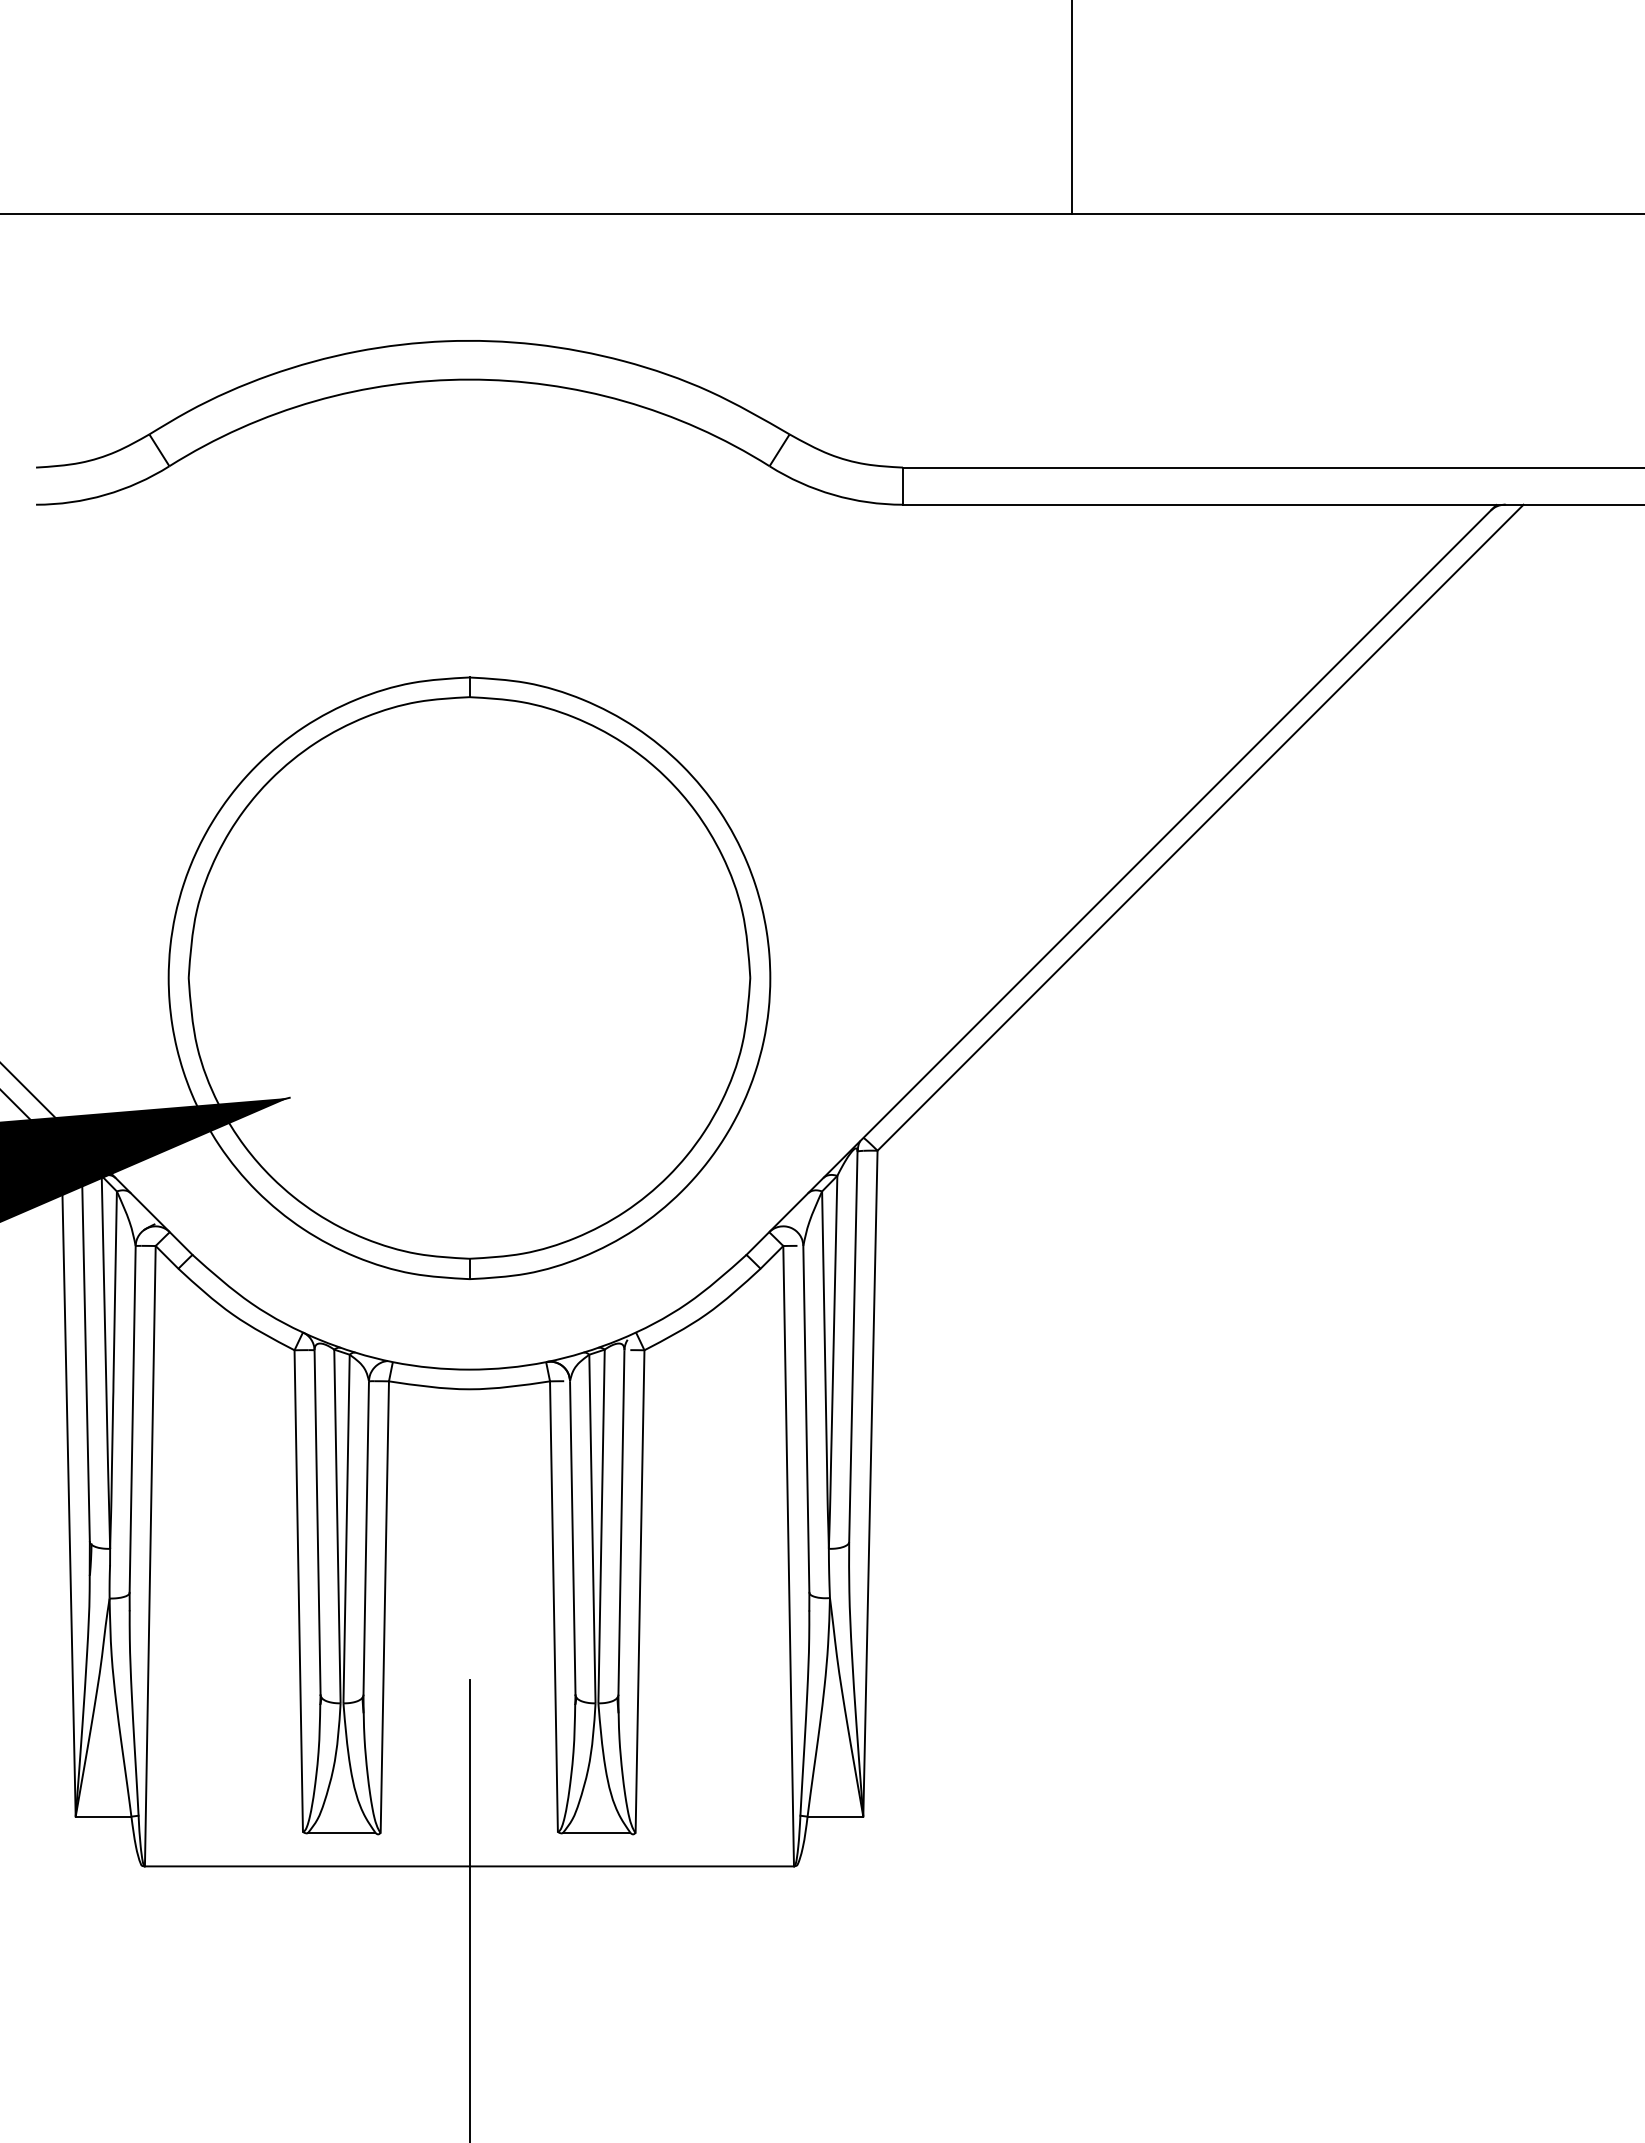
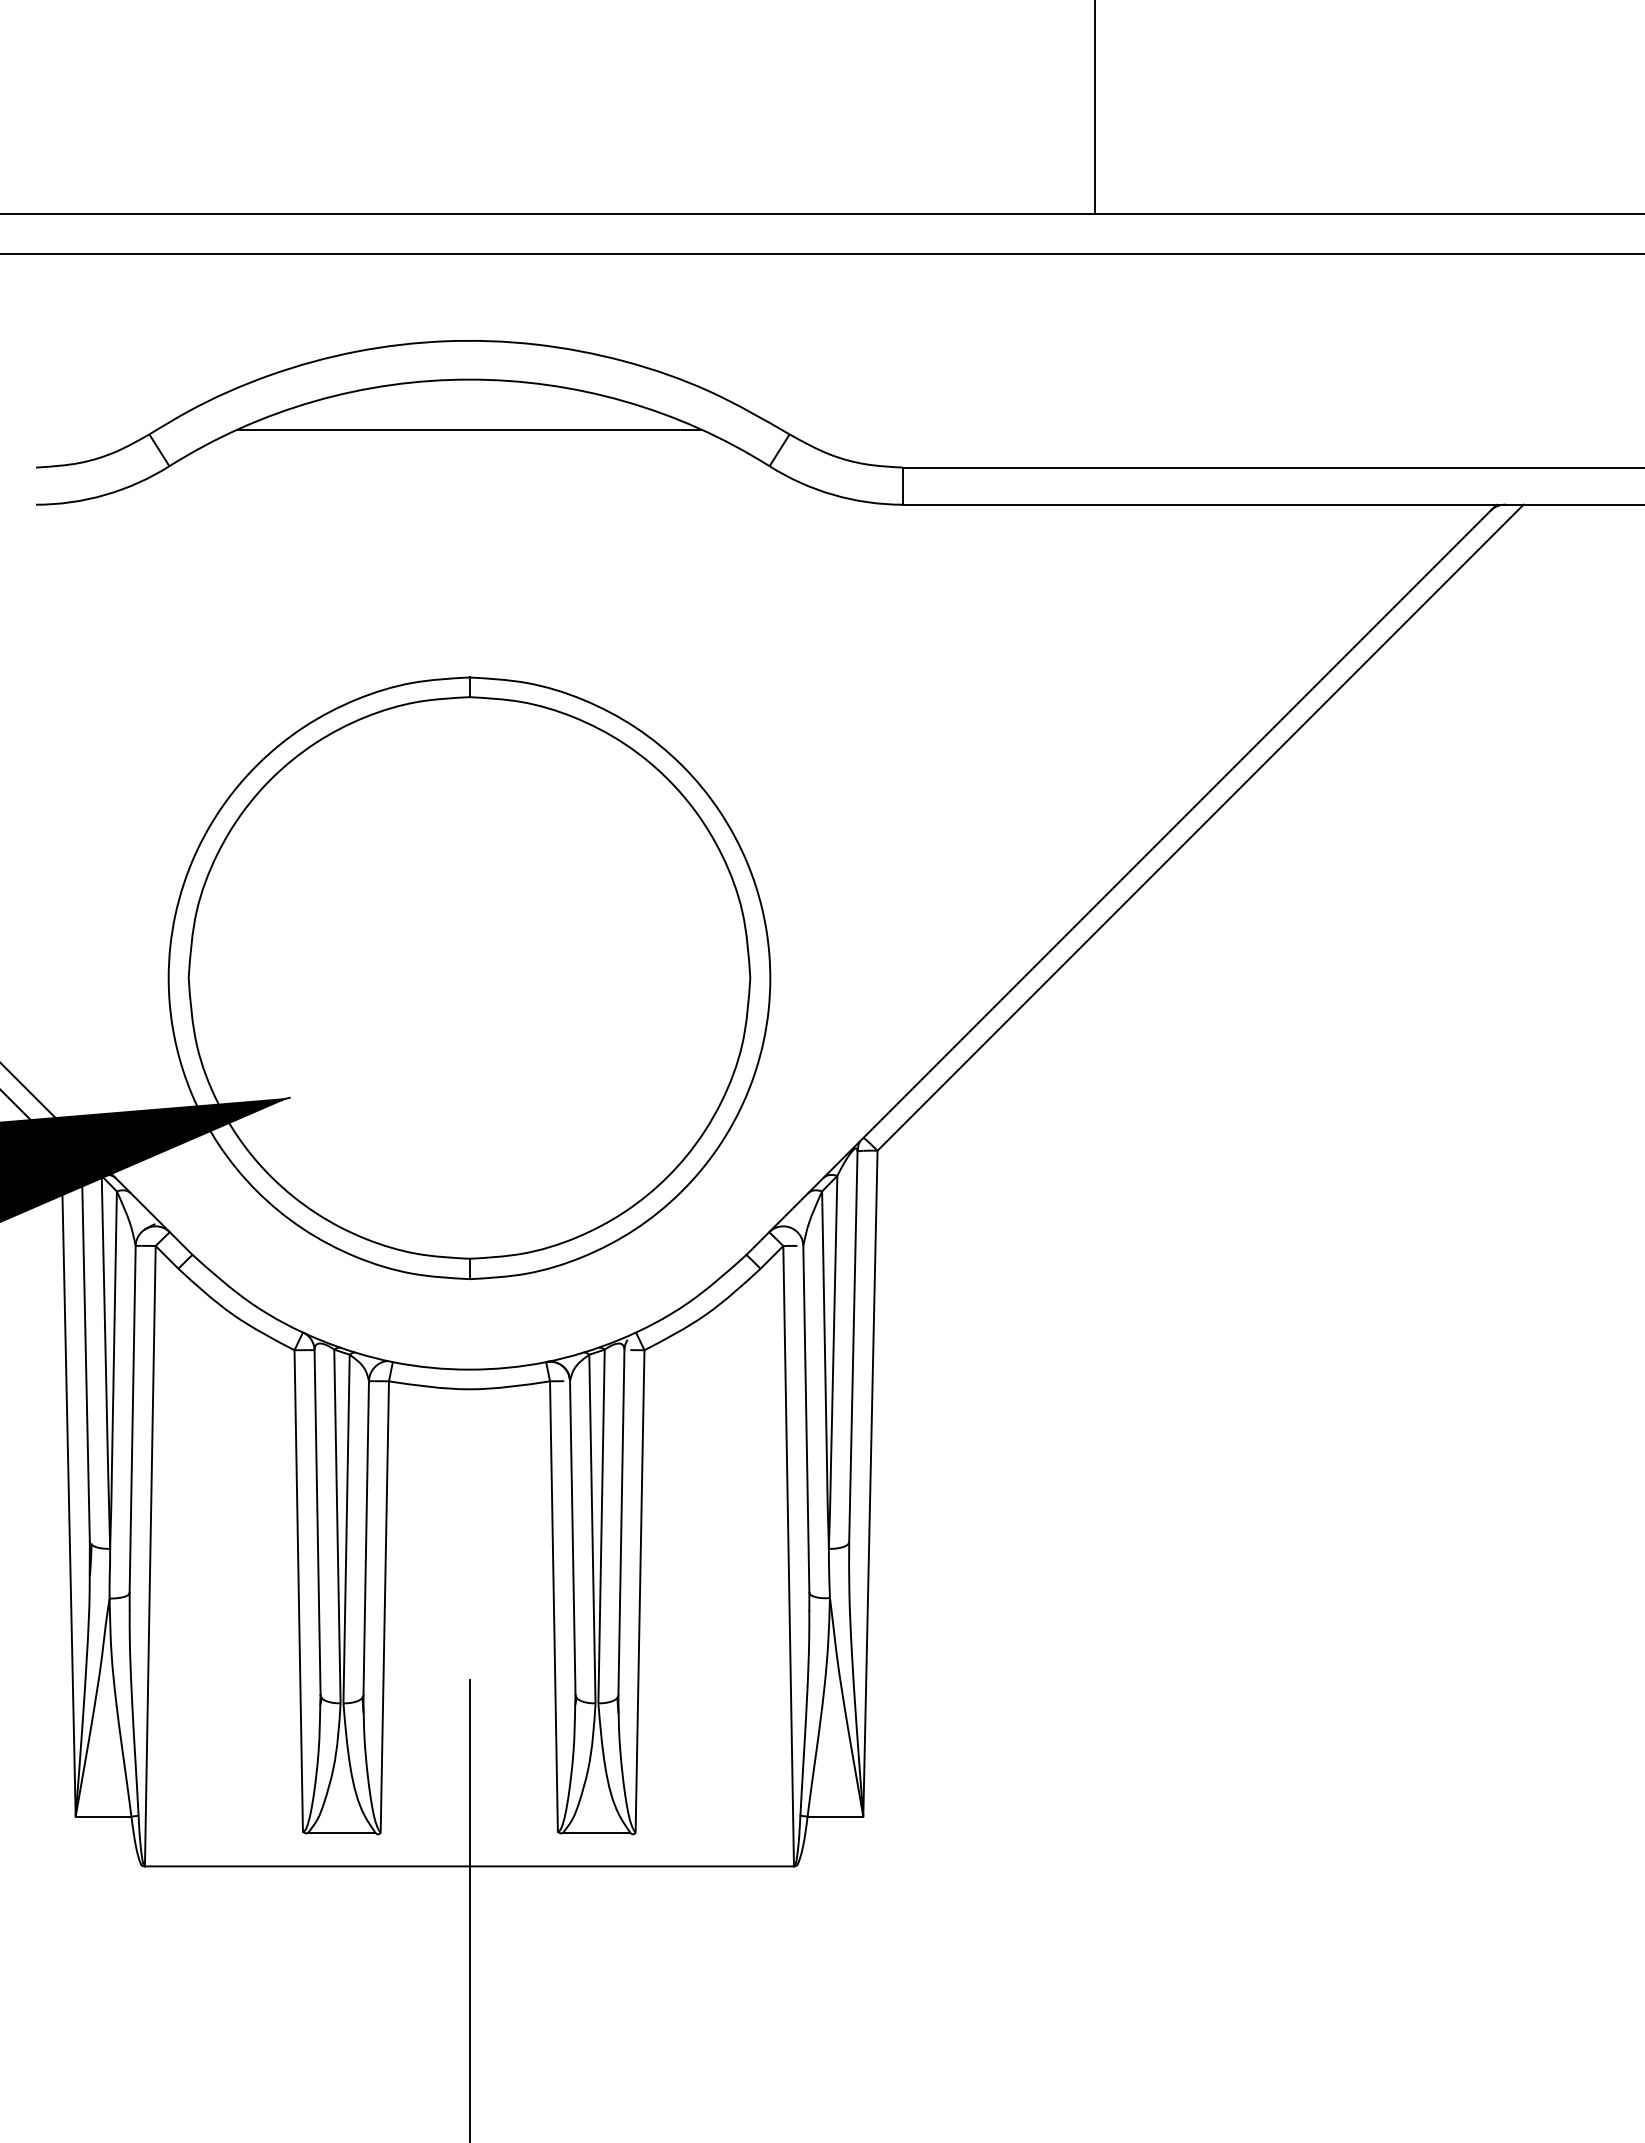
line position: (1072, 108) -> (1095, 108) (1095, 108)
line: none -> present (821, 253)
line: none -> present (469, 429)
